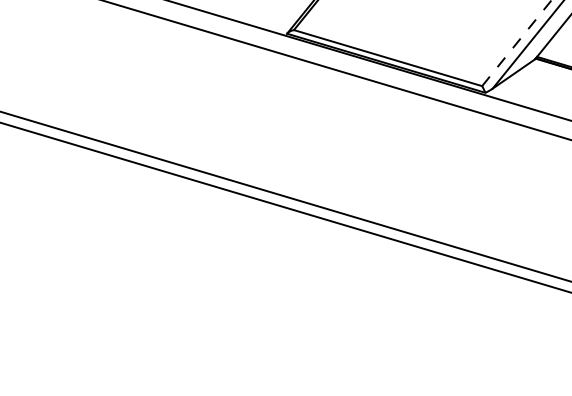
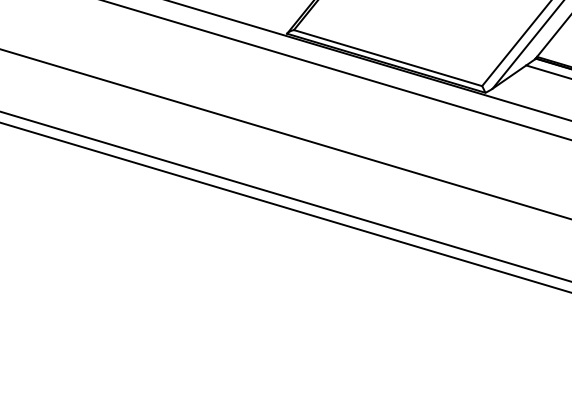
line: dashed -> solid (517, 42)
line: none -> present (547, 71)
line: none -> present (285, 133)
